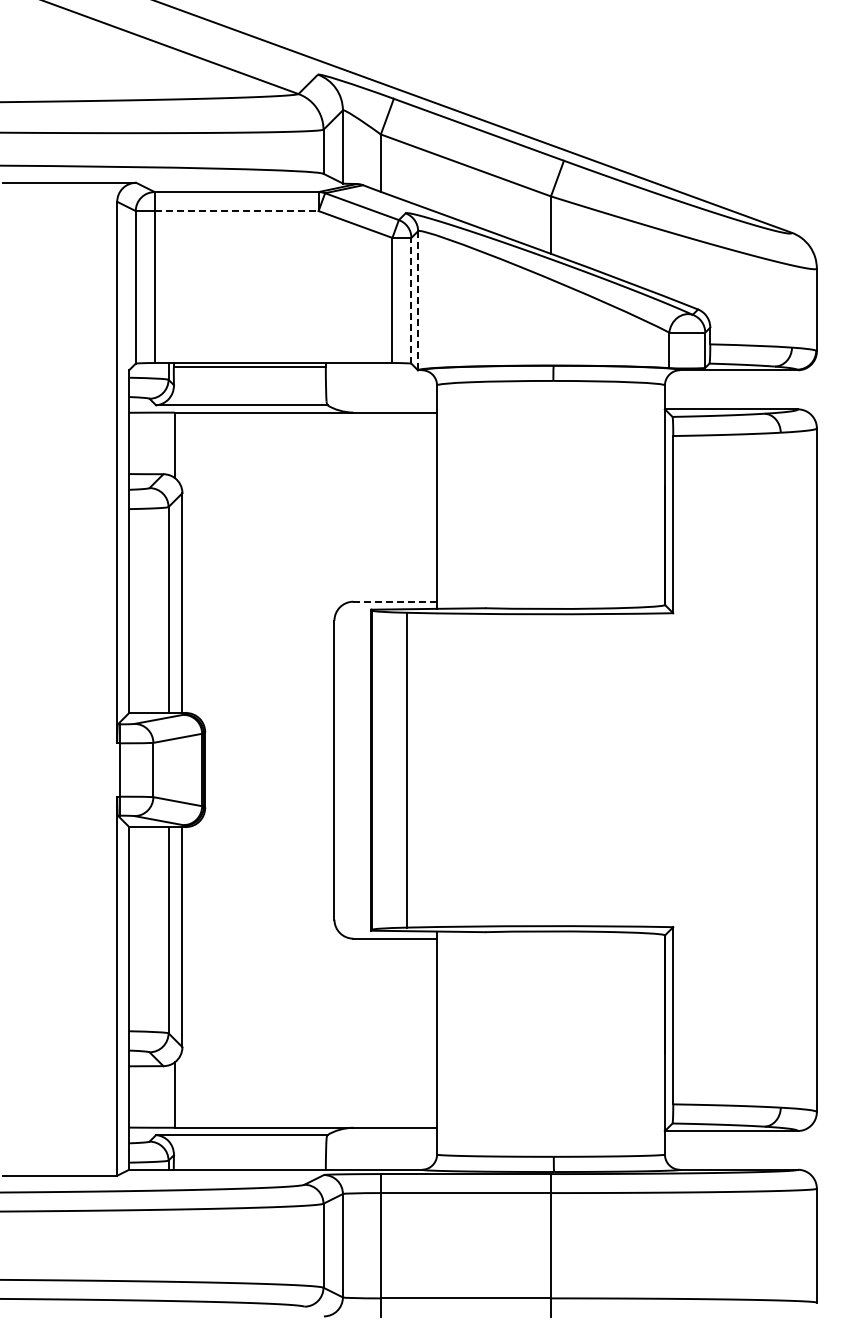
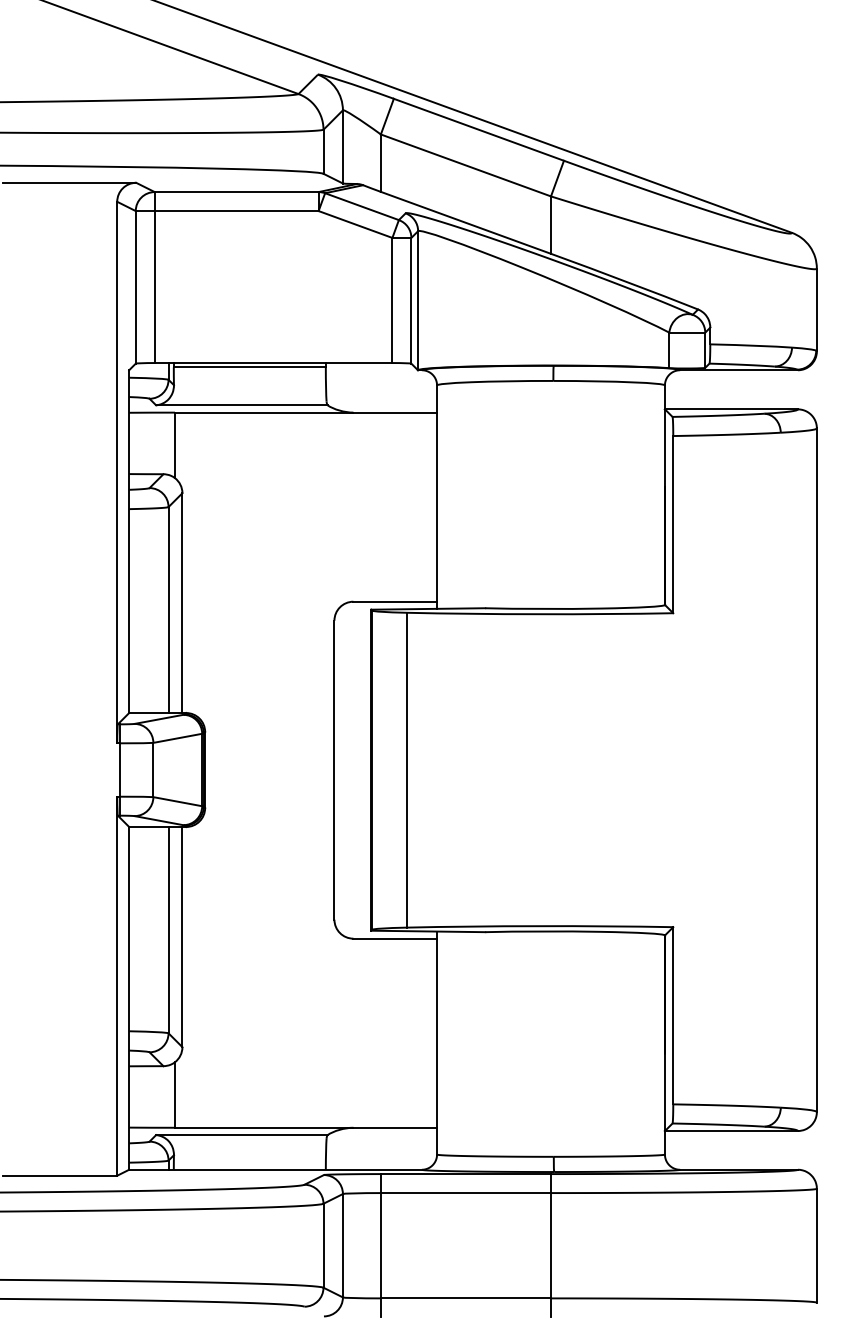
line: dashed -> solid (236, 211)
line: dashed -> solid (411, 300)
line: dashed -> solid (418, 300)
line: dashed -> solid (395, 601)
